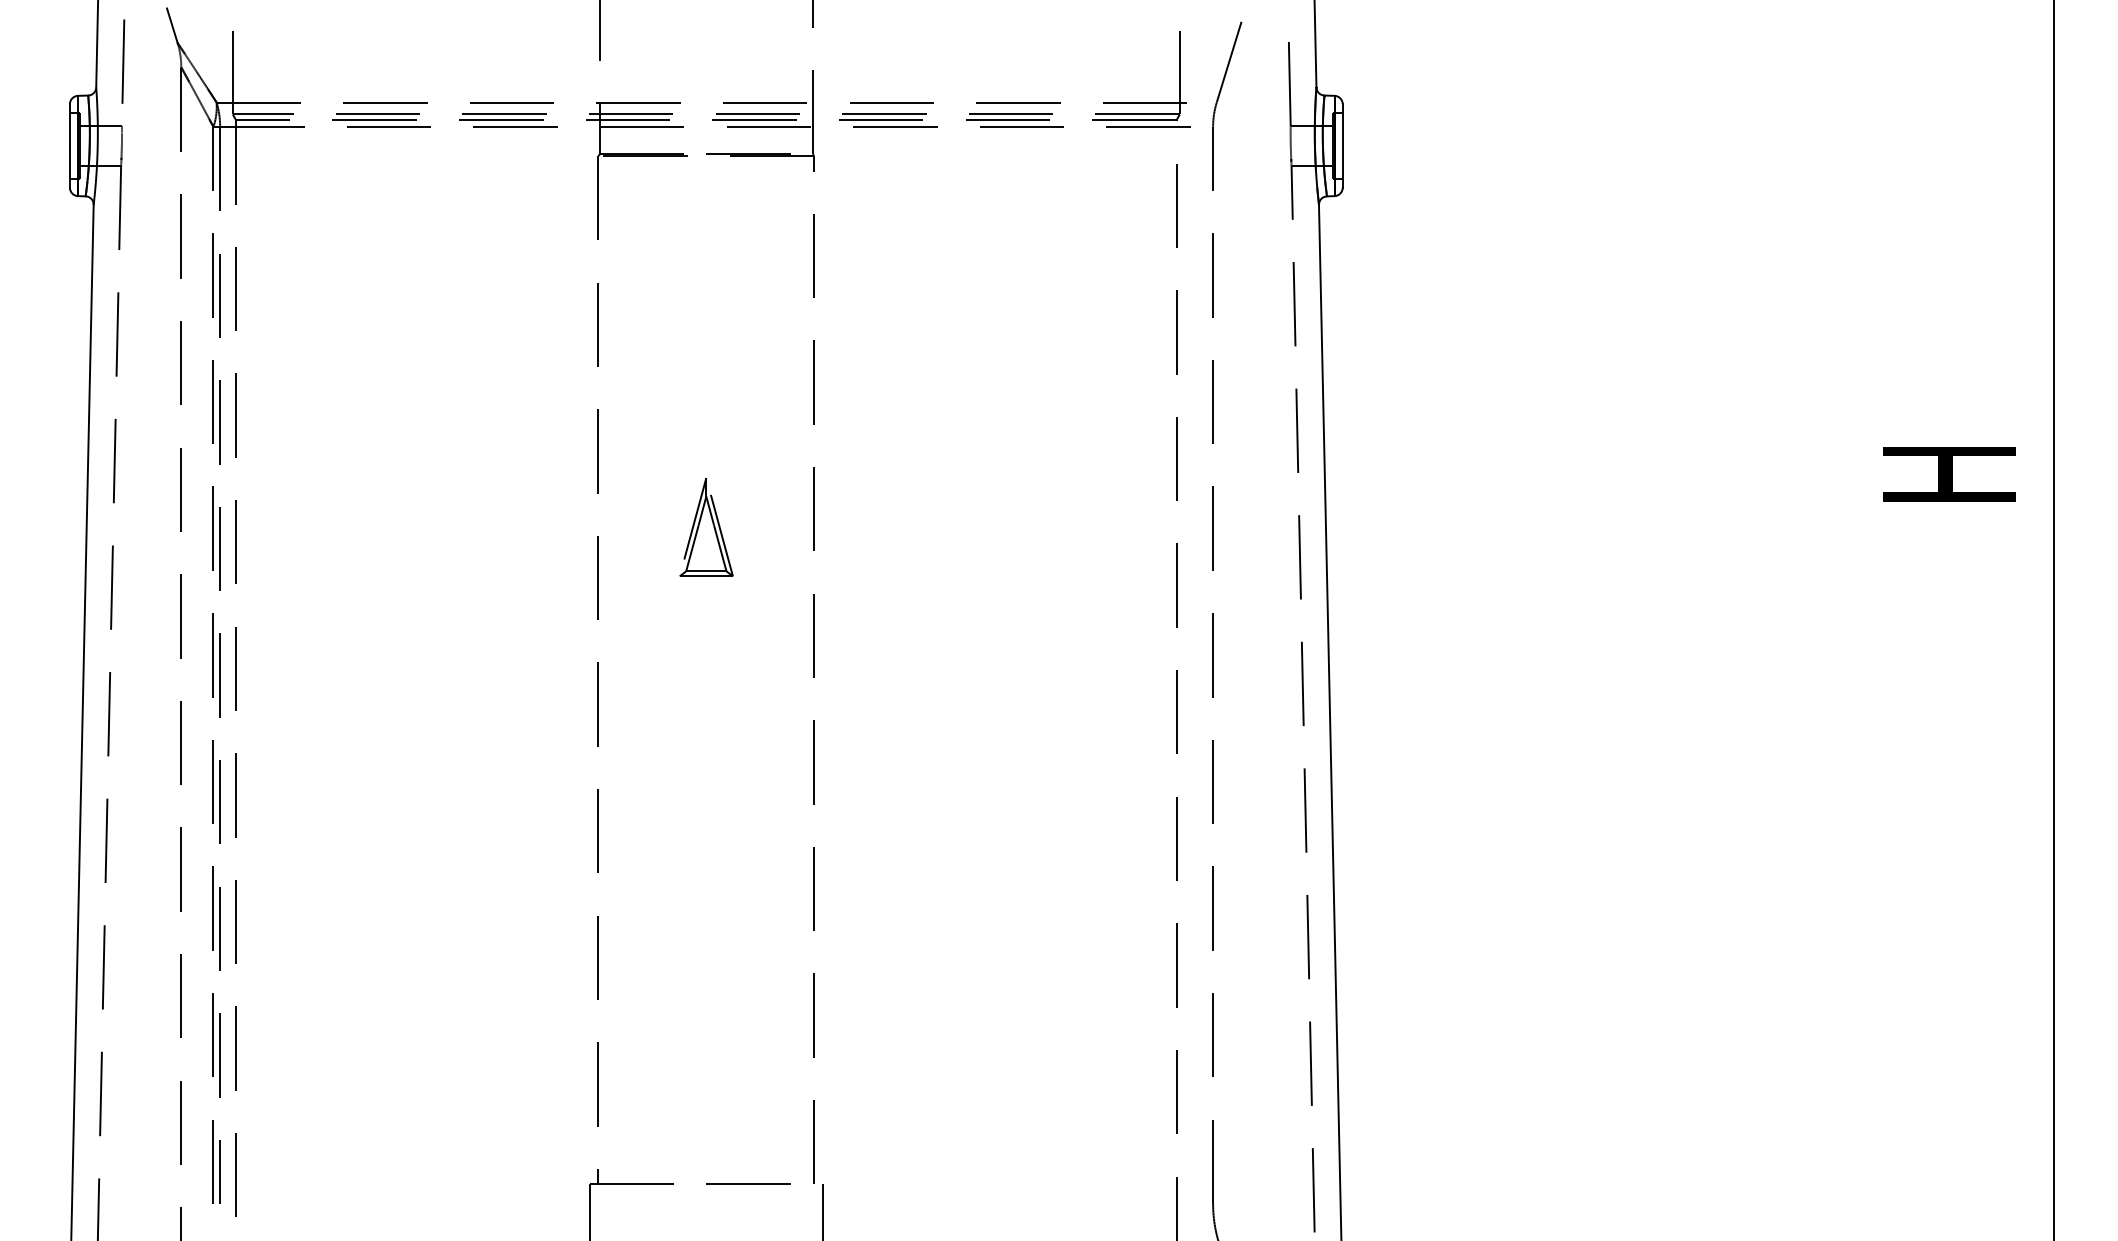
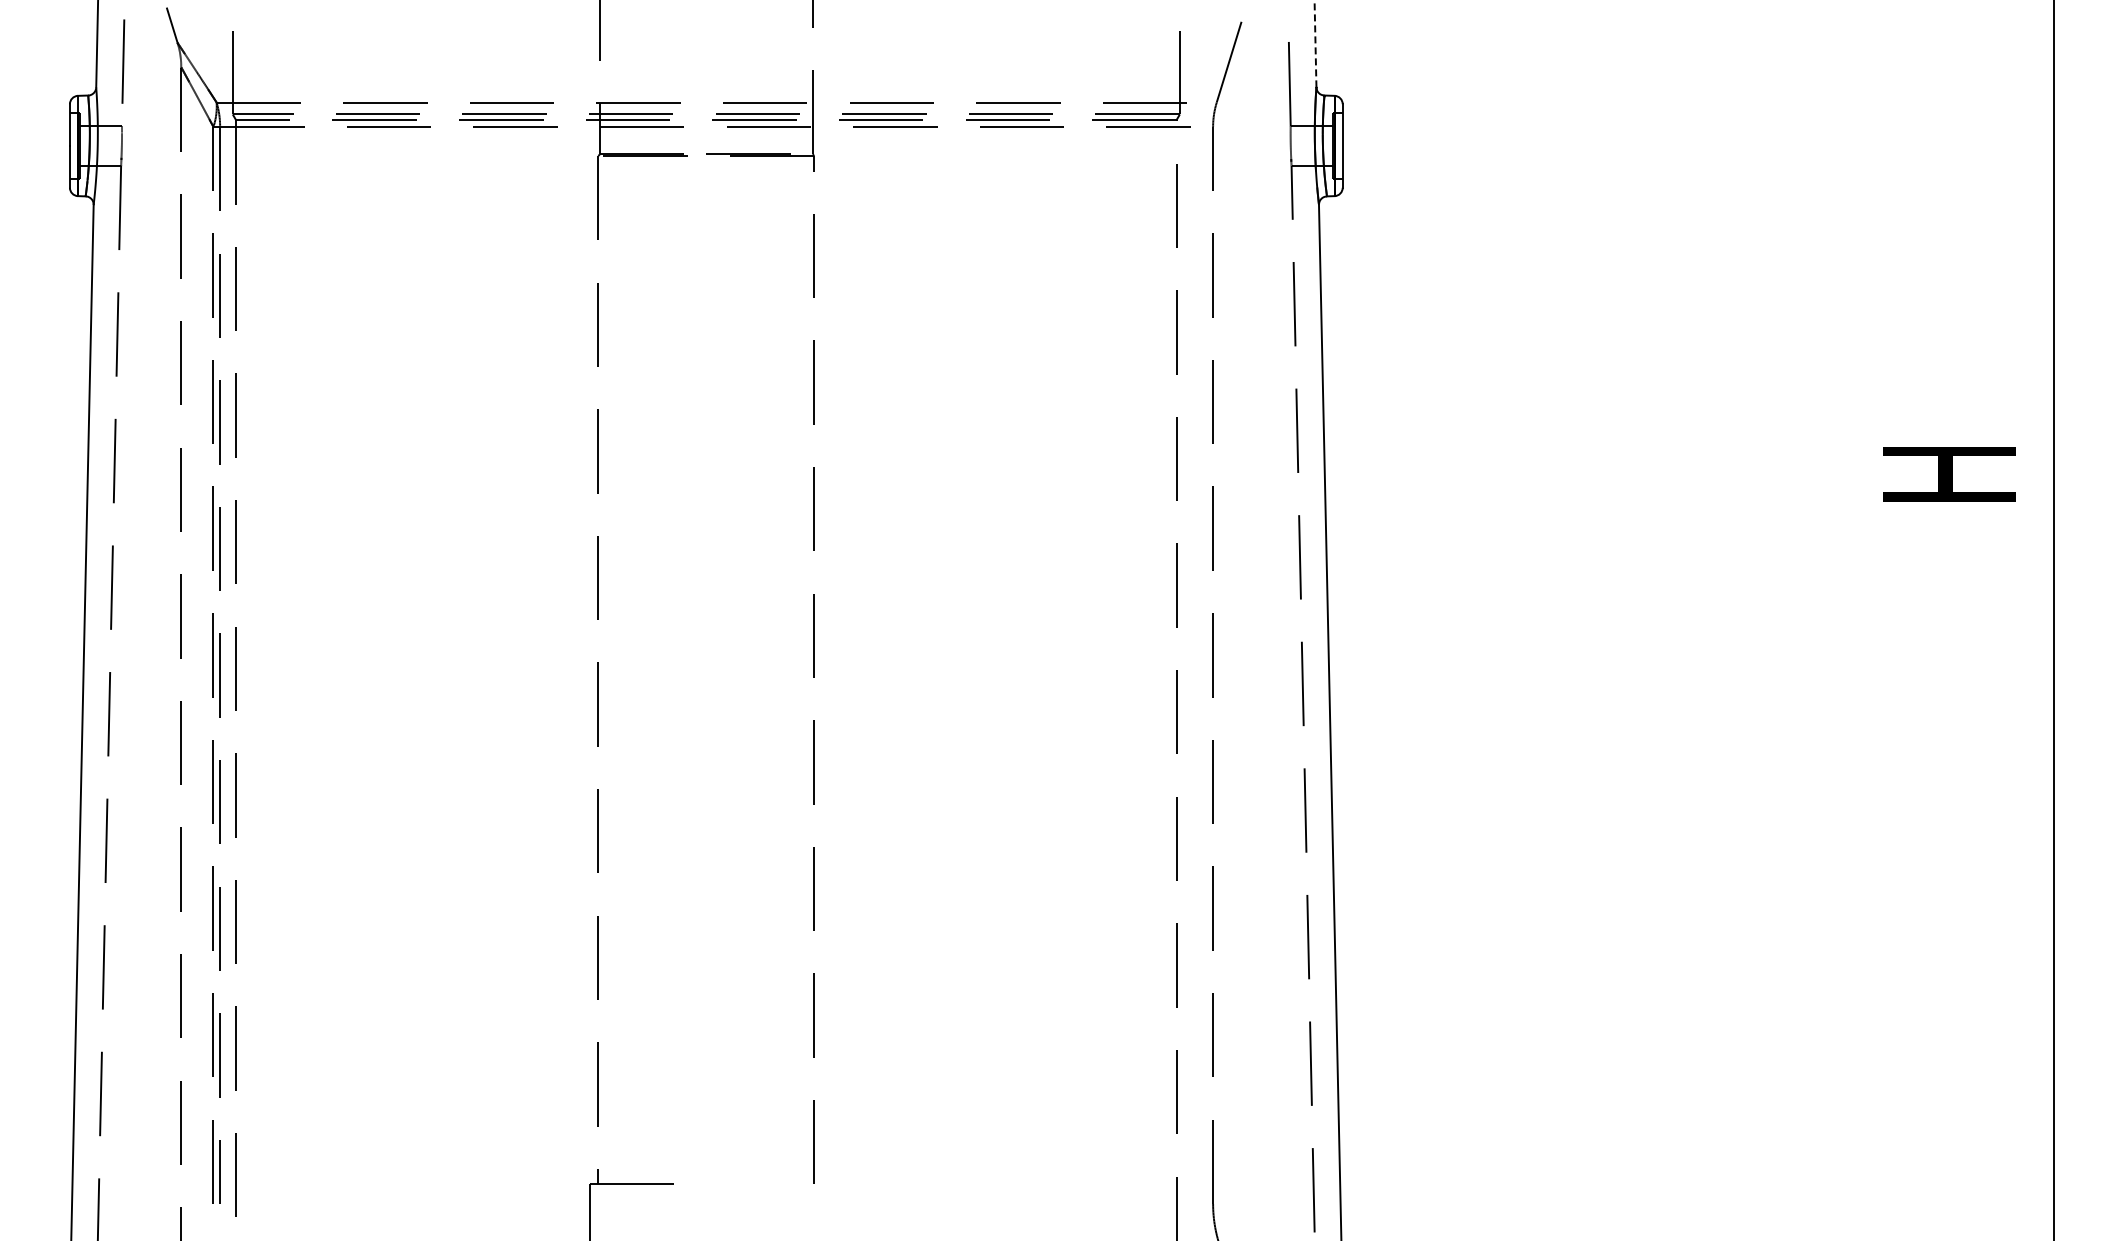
line: solid -> dashed (1315, 43)
part: present -> none (706, 527)
line: present -> none (748, 1183)
line: present -> none (822, 1210)
